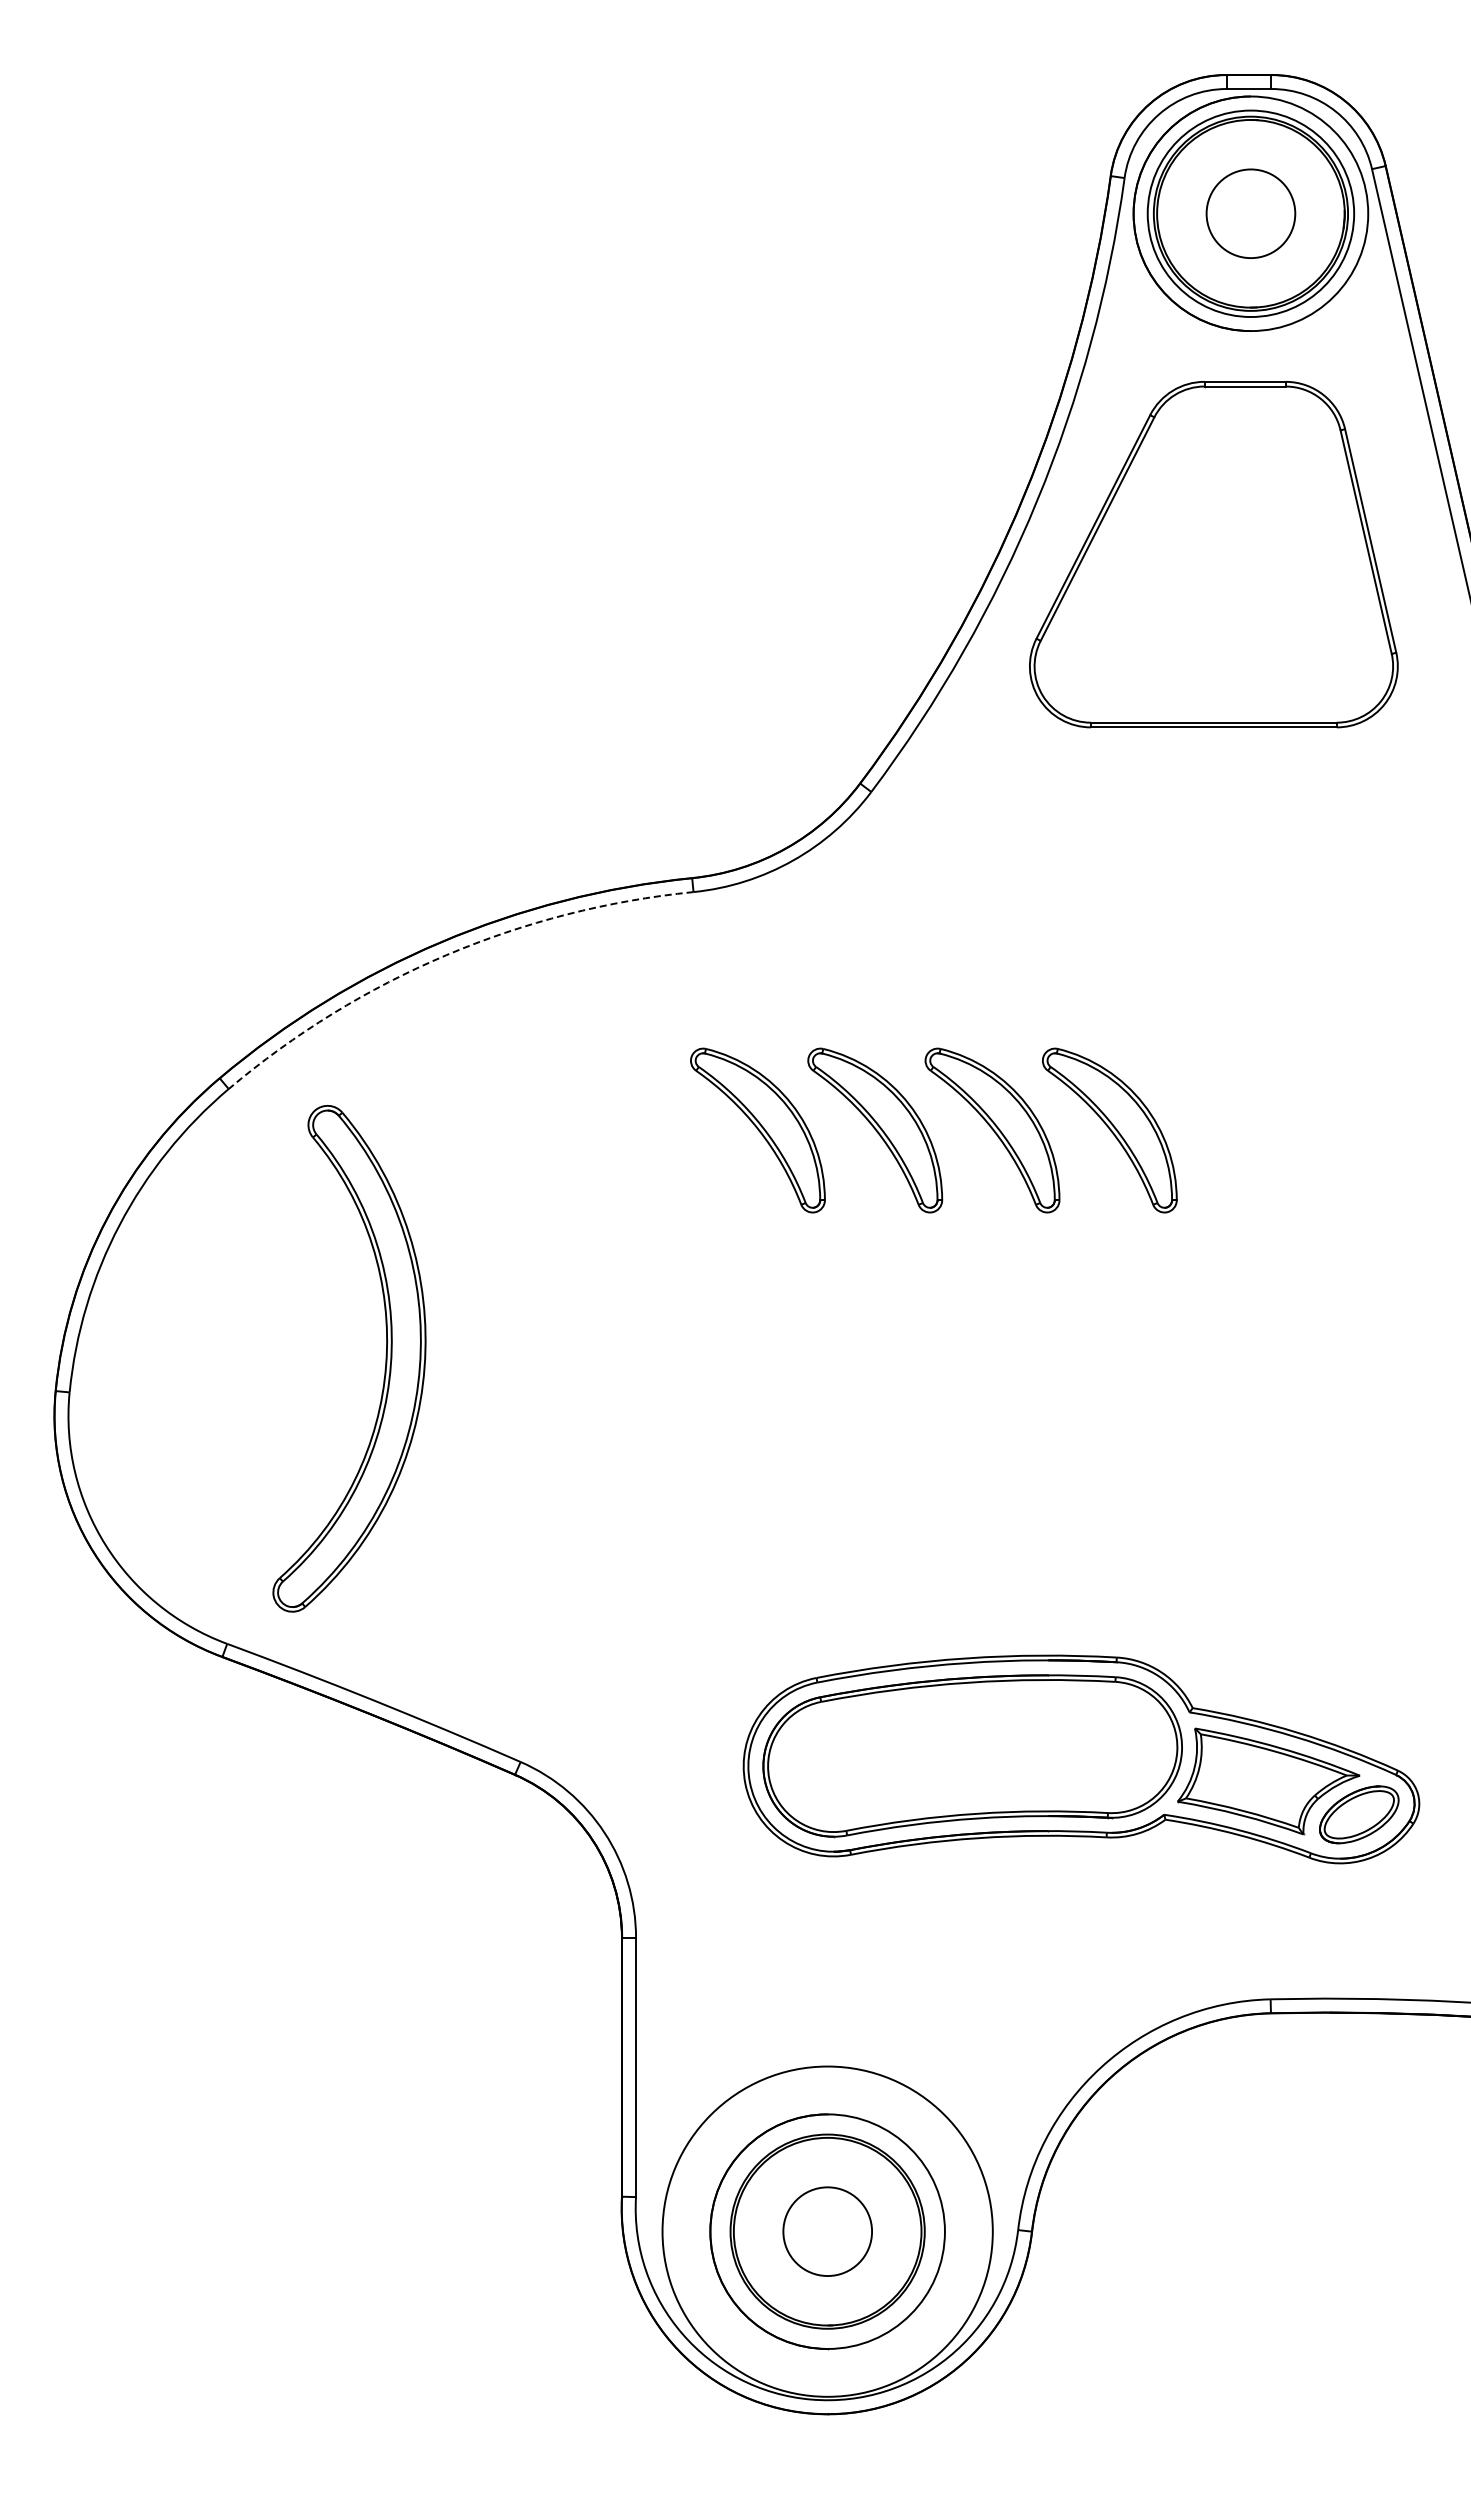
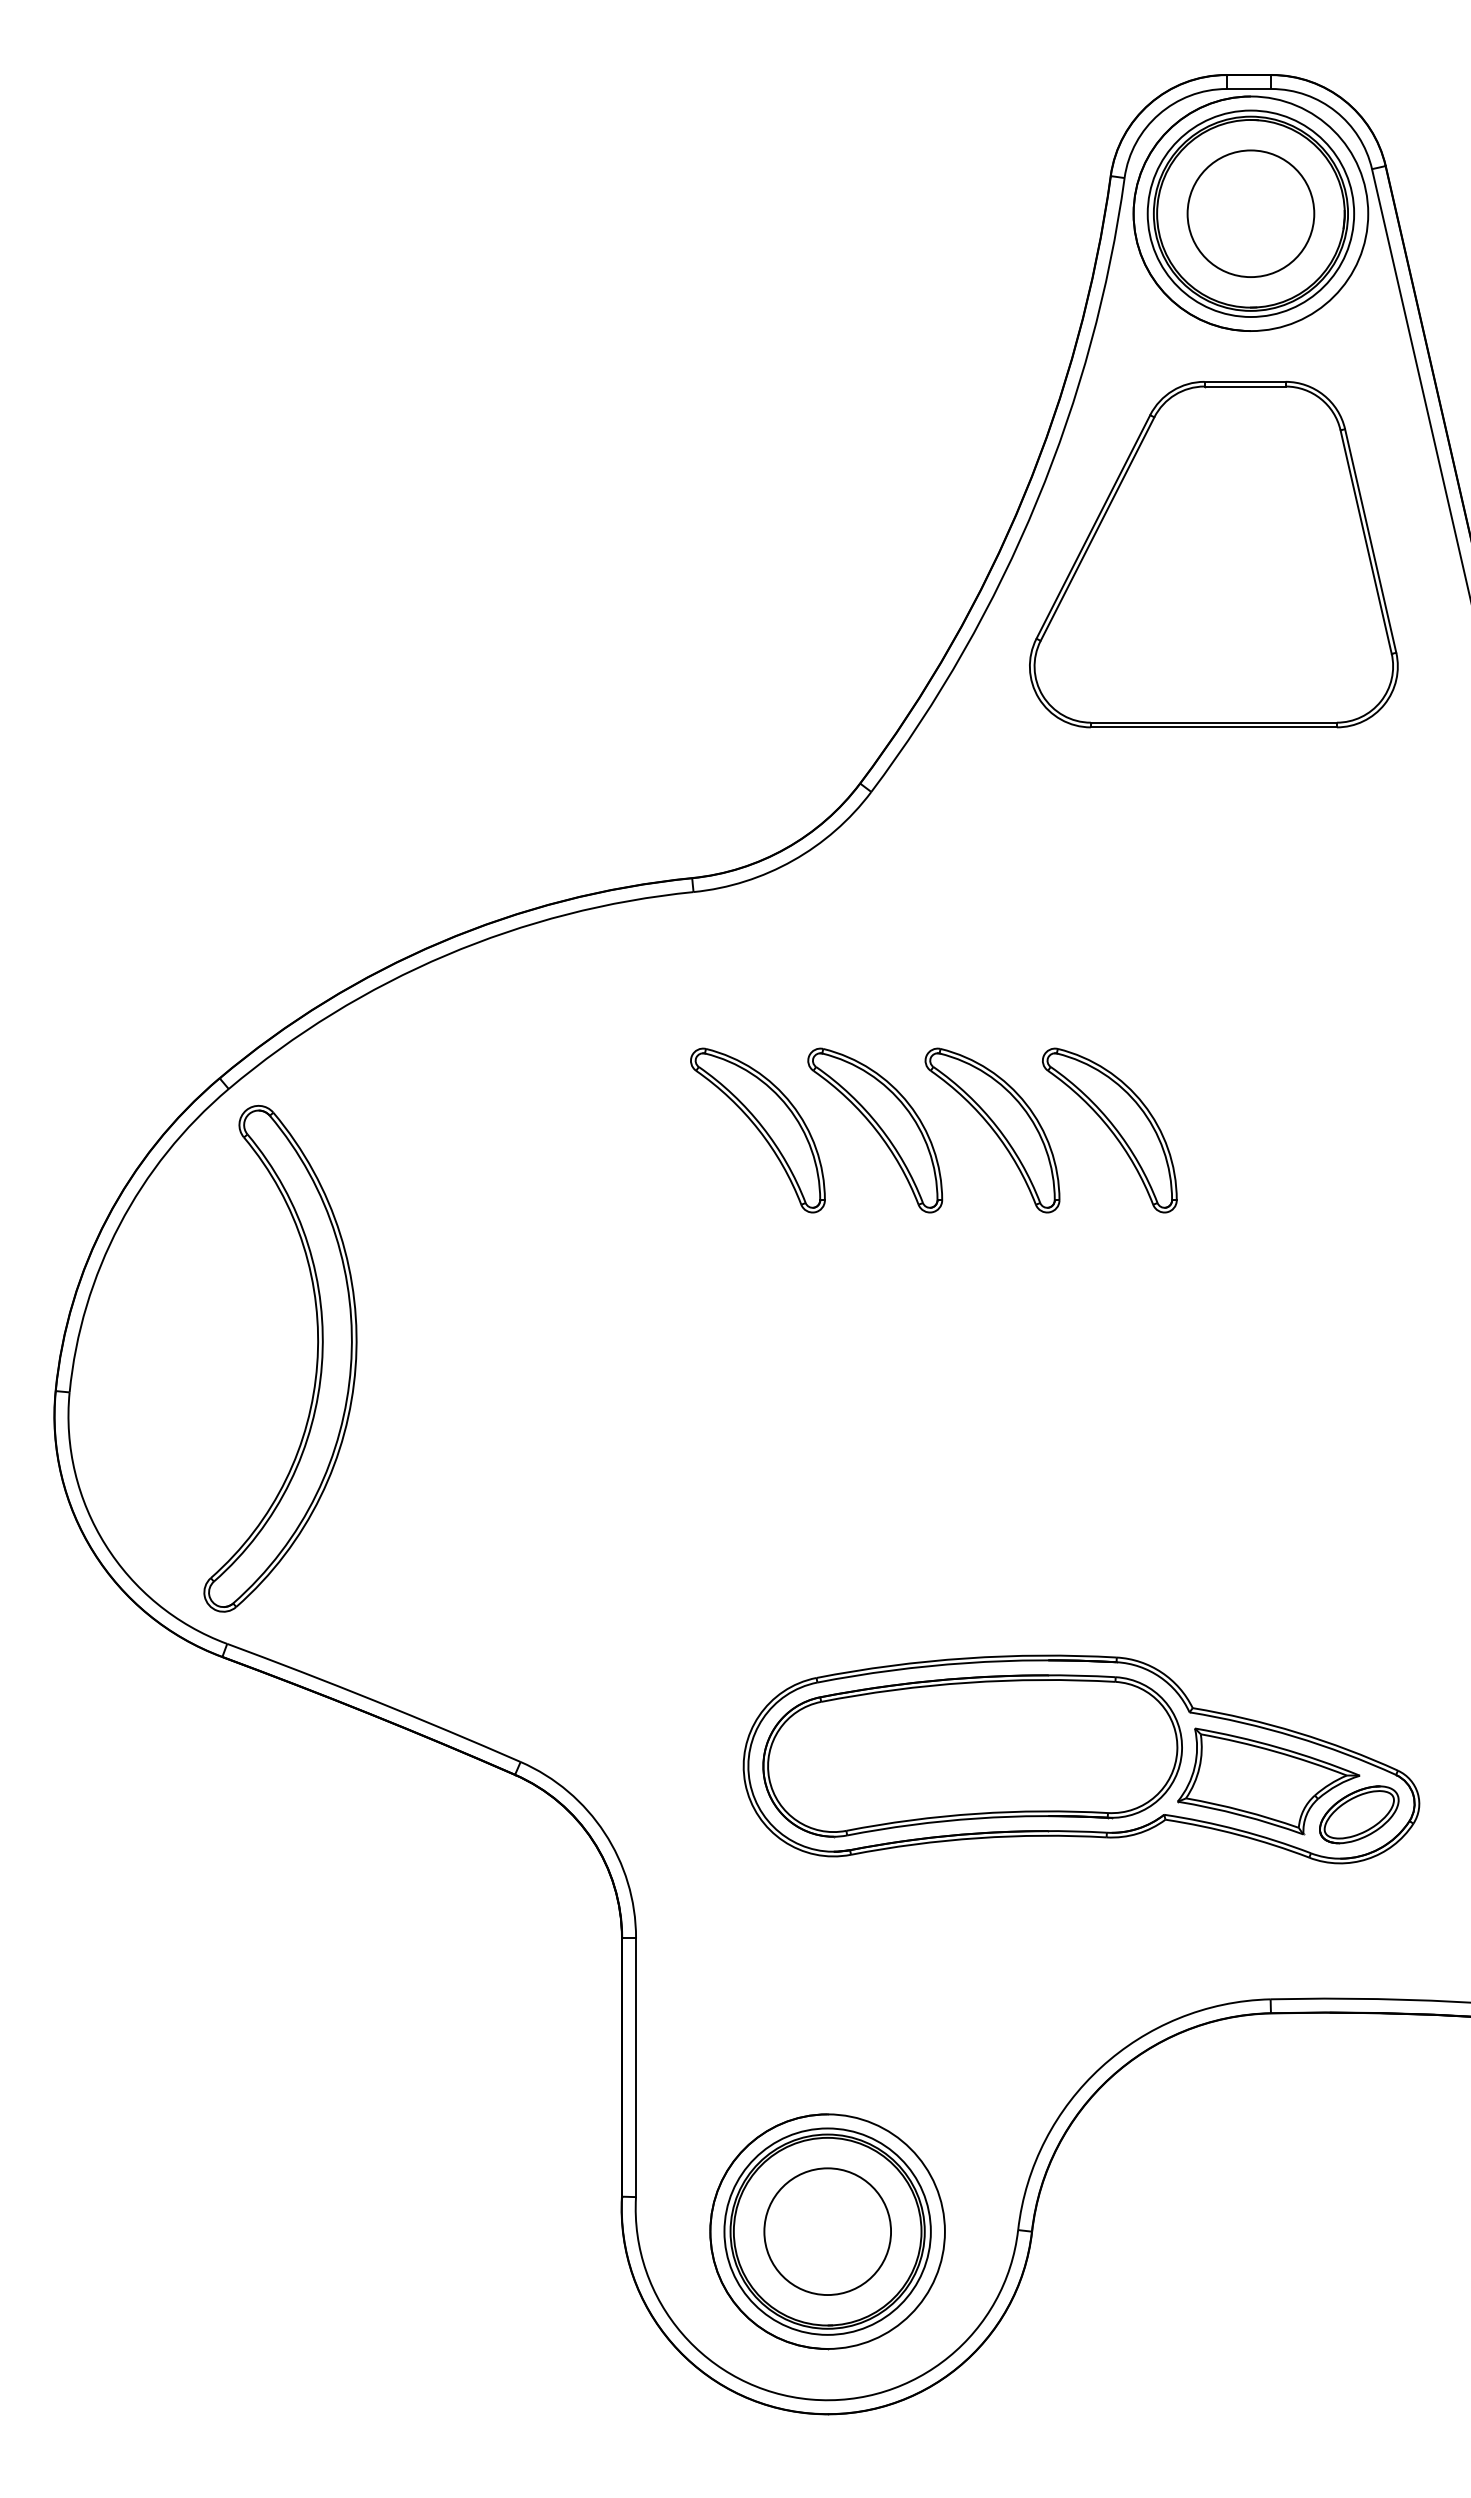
circle diameter: 89 px -> 127 px (1250, 213)
arc: dashed -> solid (446, 955)
part position: (385, 1358) -> (316, 1358) (316, 1358)
circle diameter: 330 px -> 206 px (827, 2231)
circle diameter: 89 px -> 127 px (827, 2231)
